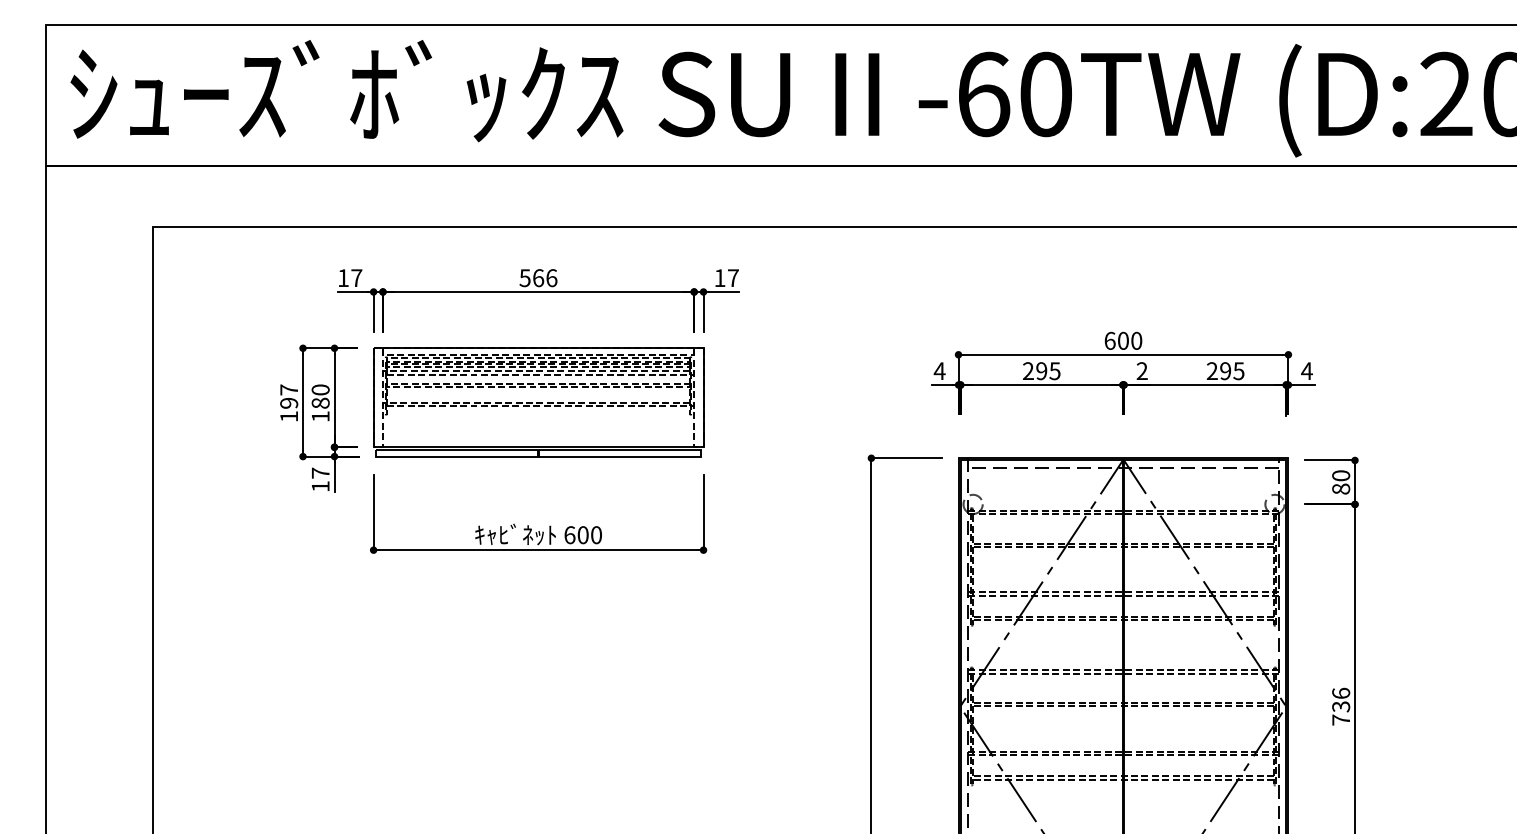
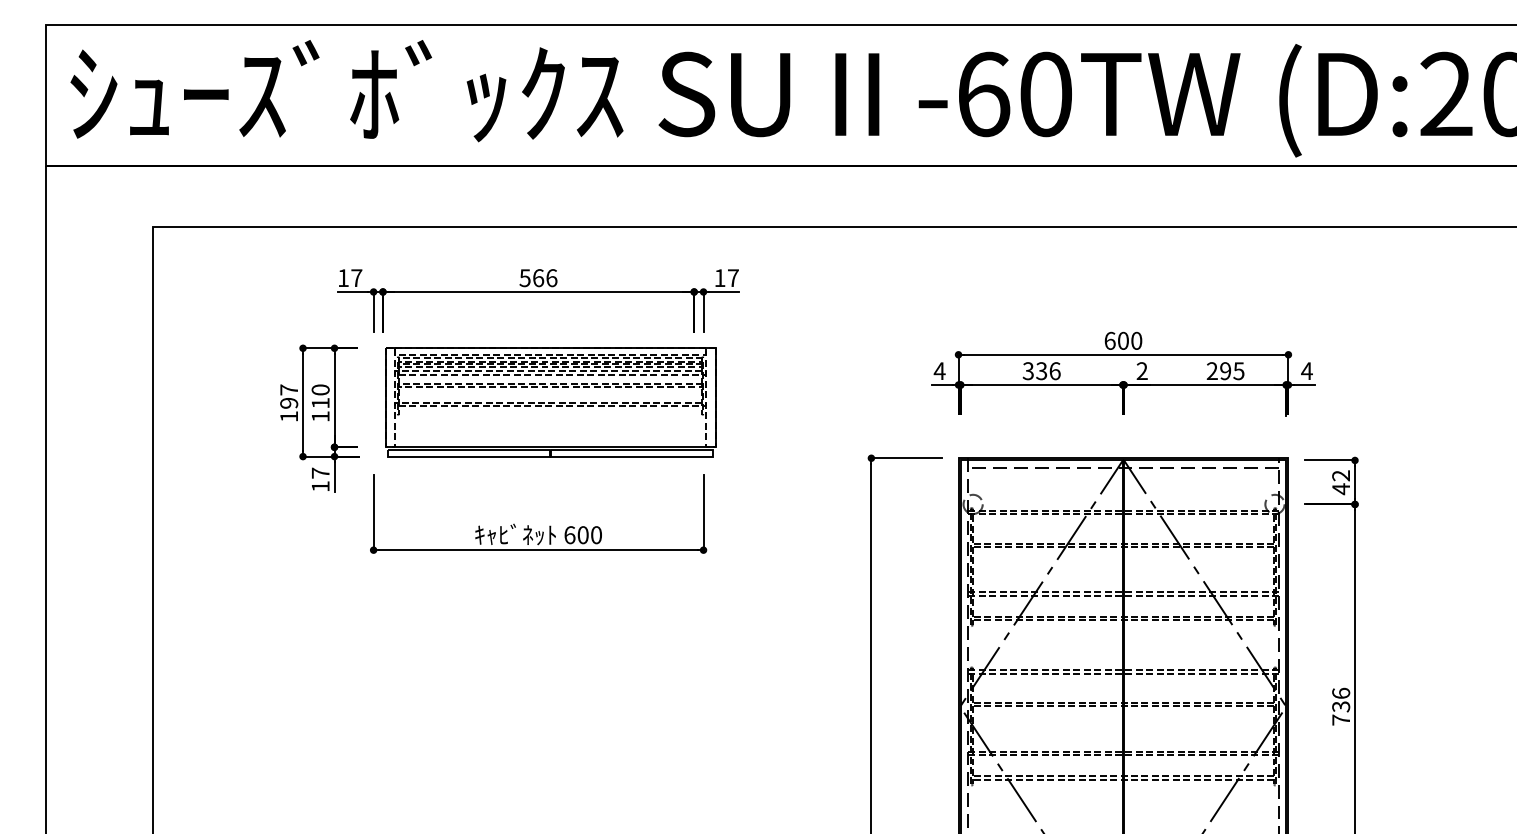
text: 295 -> 336 (1041, 371)
text: 180 -> 110 (320, 402)
part position: (538, 402) -> (550, 402) (550, 402)
text: 80 -> 42 (1341, 482)
